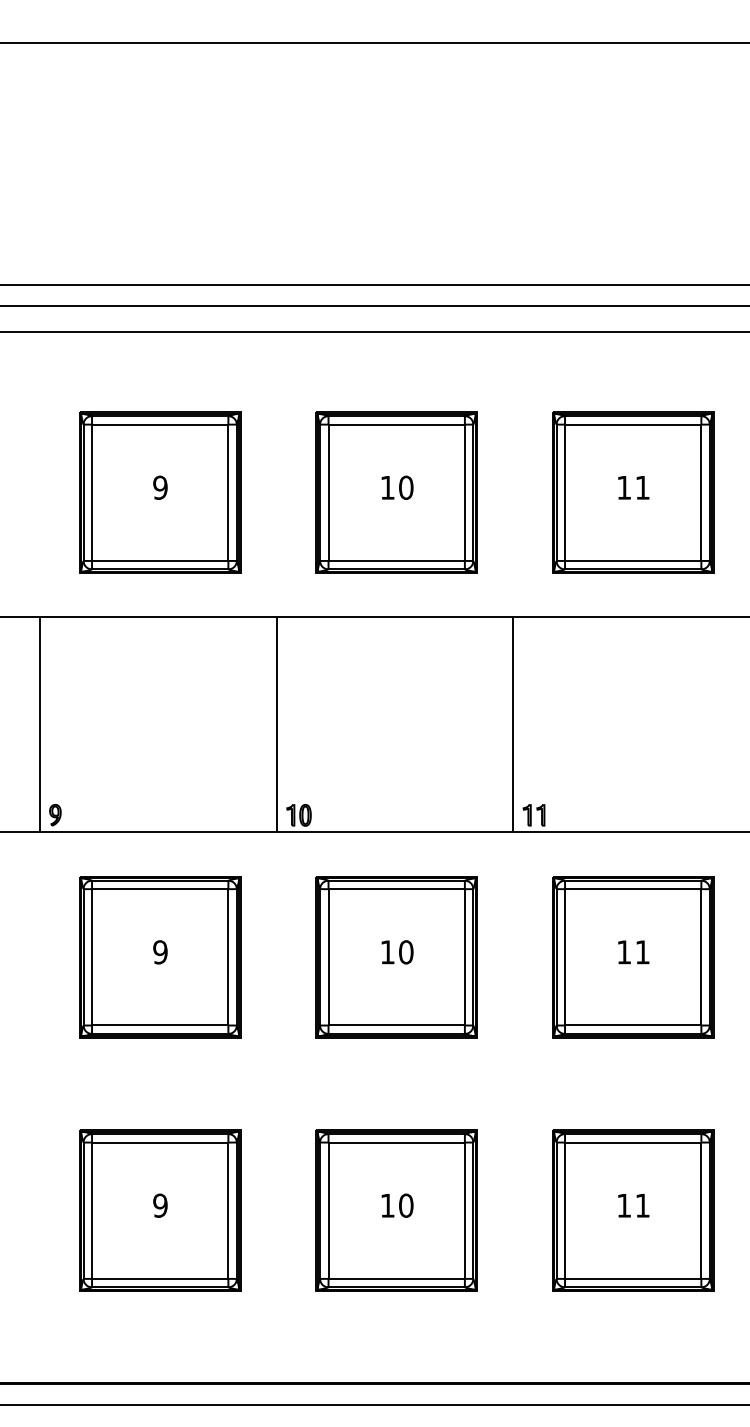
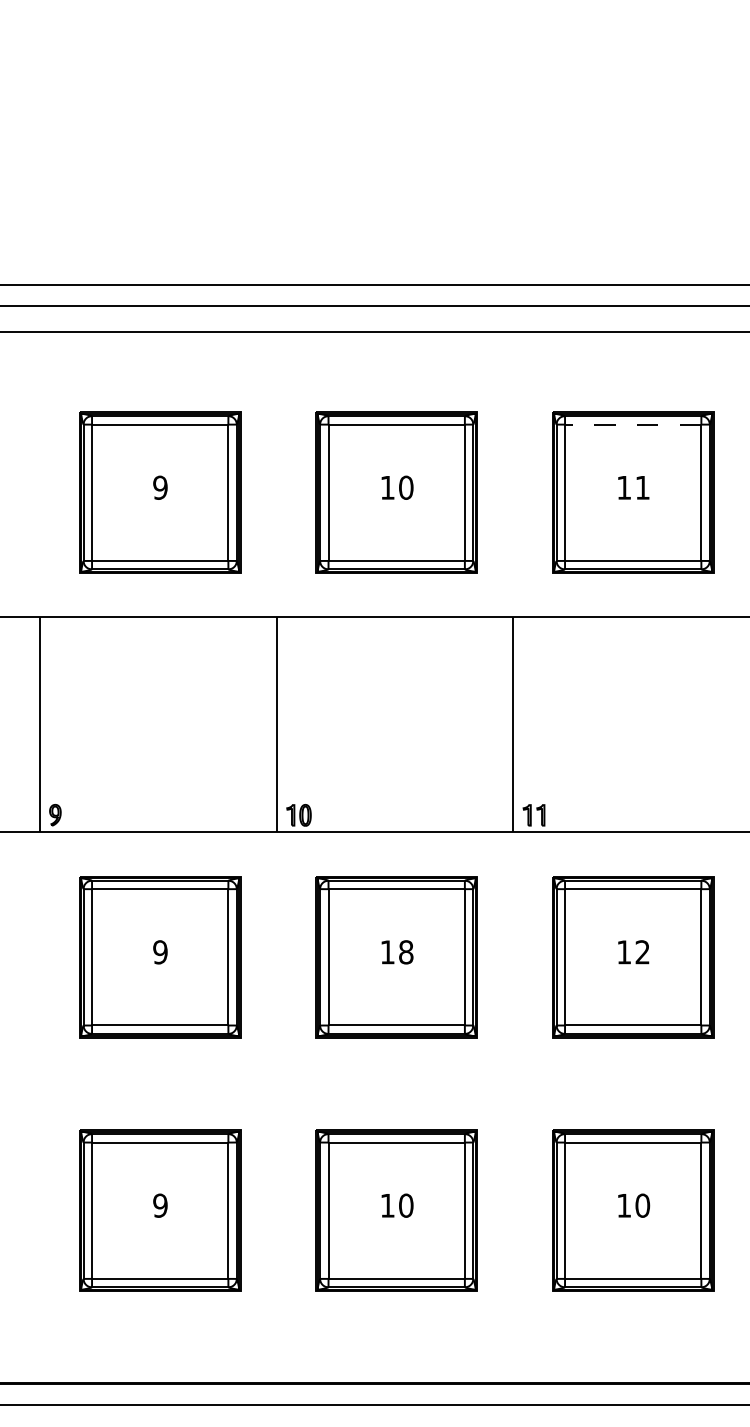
line: present -> none (374, 42)
line: solid -> dashed (632, 424)
text: 10 -> 18 (406, 952)
text: 11 -> 12 (642, 952)
text: 11 -> 10 (642, 1205)
